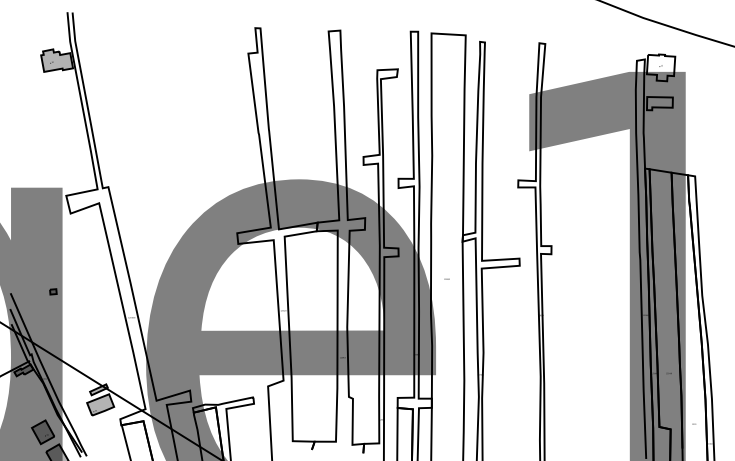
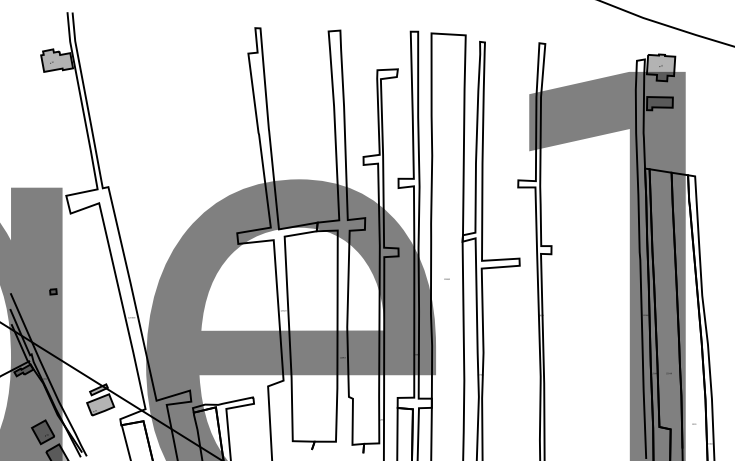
fill: none -> present (660, 67)
fill: none -> present (659, 103)
